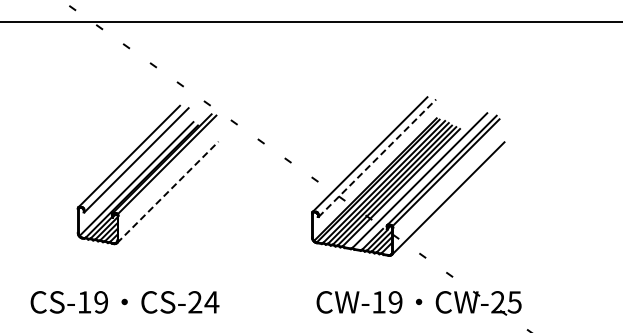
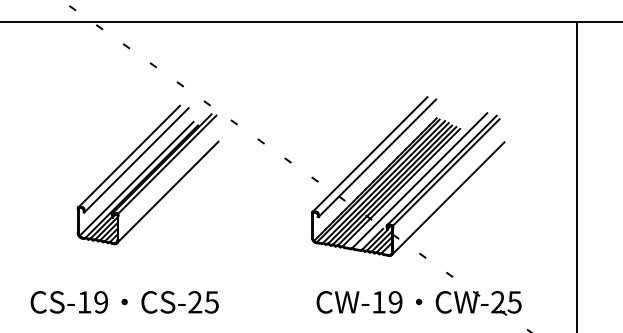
line: dashed -> solid (377, 157)
line: none -> present (576, 175)
line: dashed -> solid (167, 192)
text: CS-24 -> CS-25 (211, 302)
